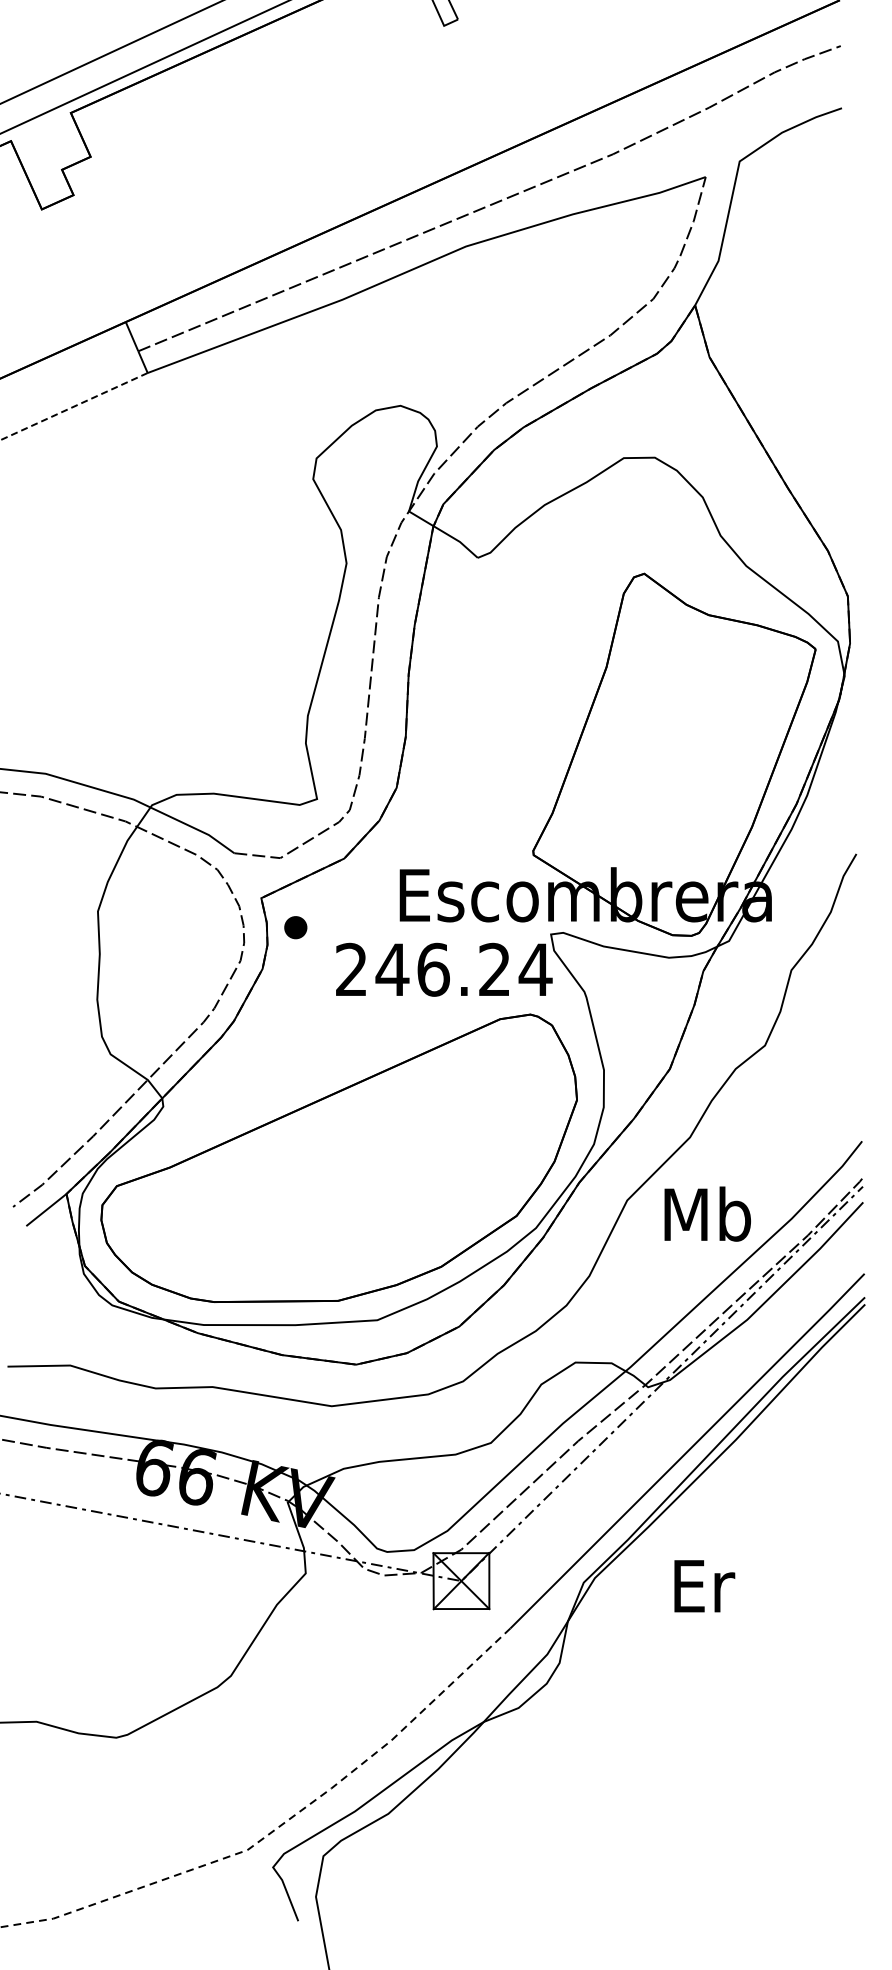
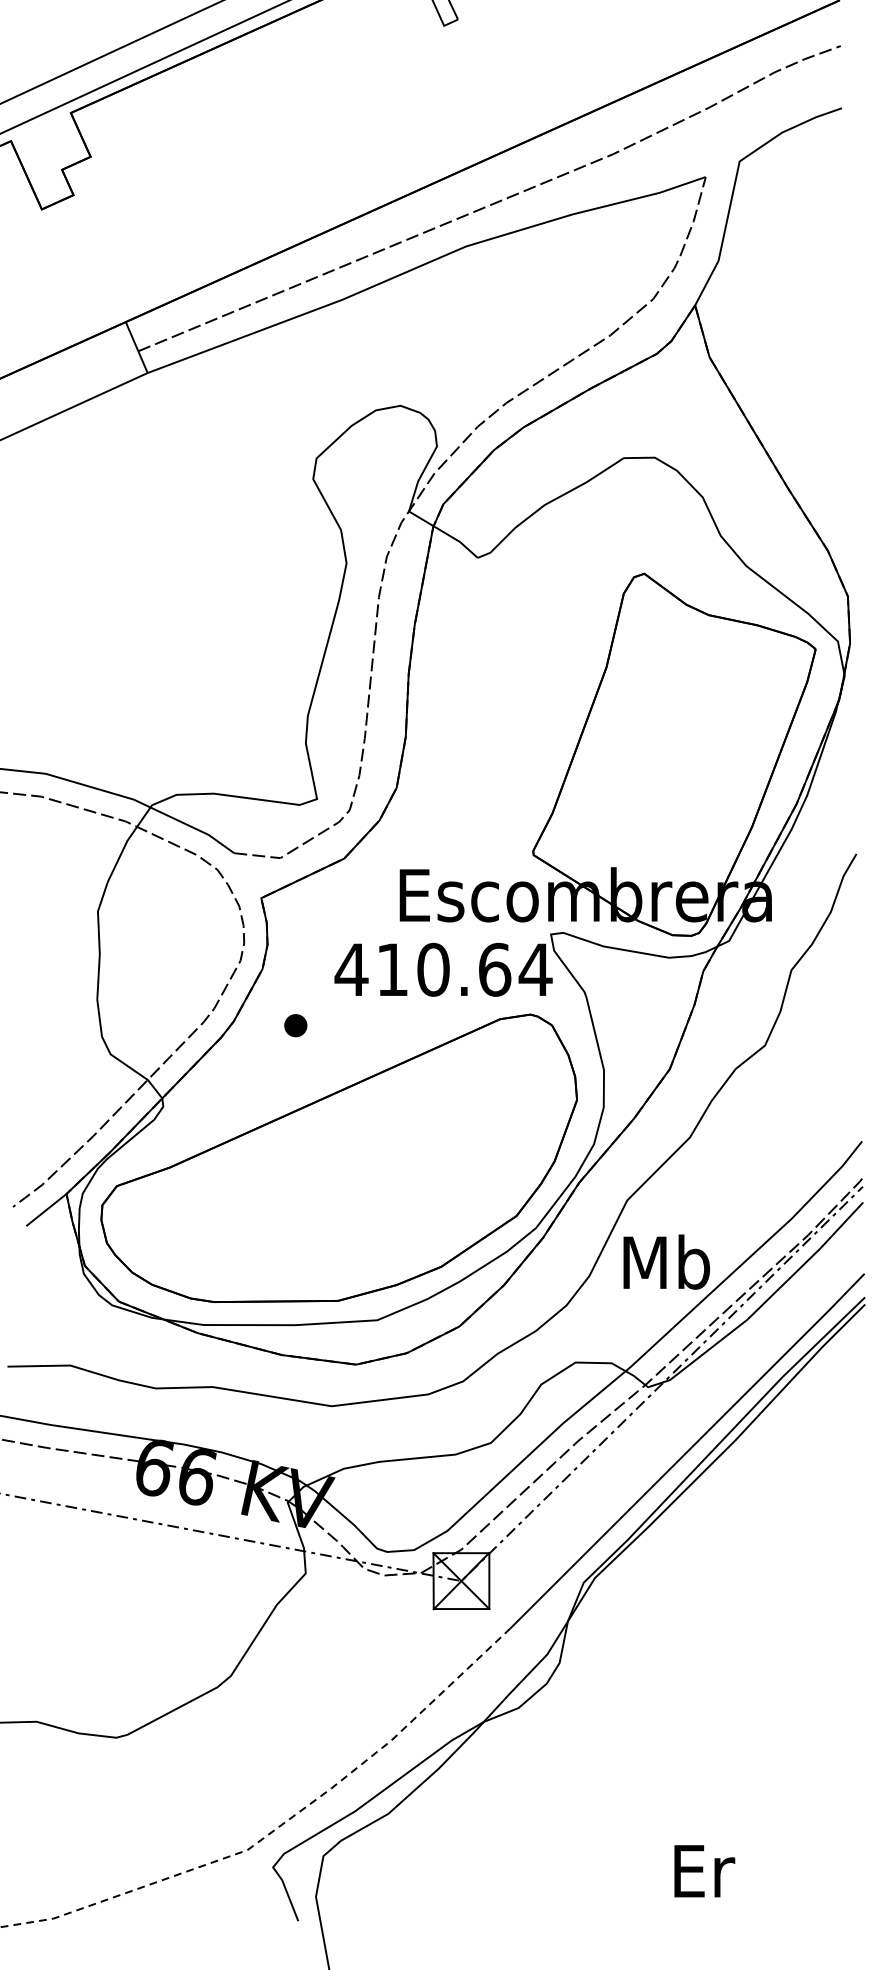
line: dashed -> solid (74, 406)
part position: (295, 927) -> (295, 1025) (295, 1025)
text: 246.24 -> 410.64 (422, 969)
text position: (707, 1213) -> (666, 1261) (666, 1261)
text position: (704, 1586) -> (704, 1871) (704, 1871)
